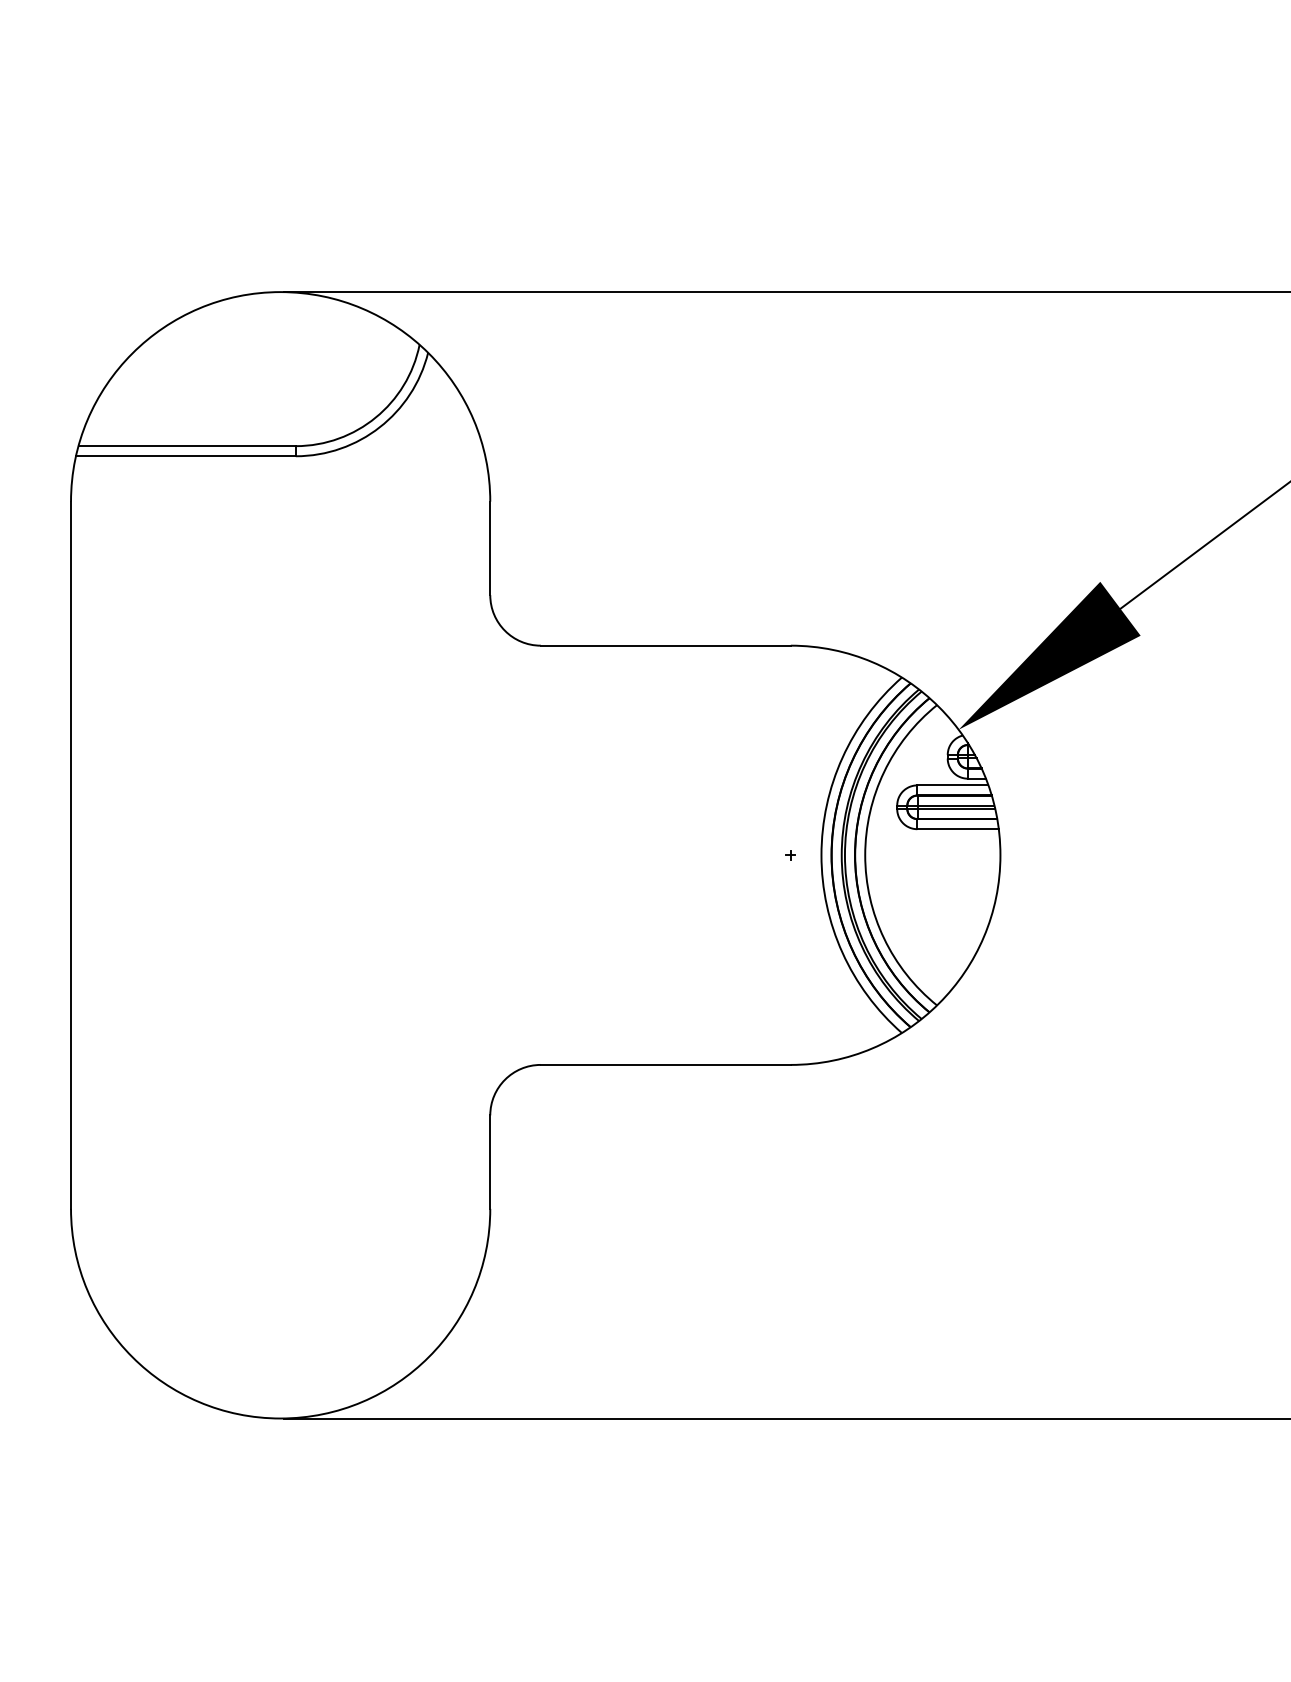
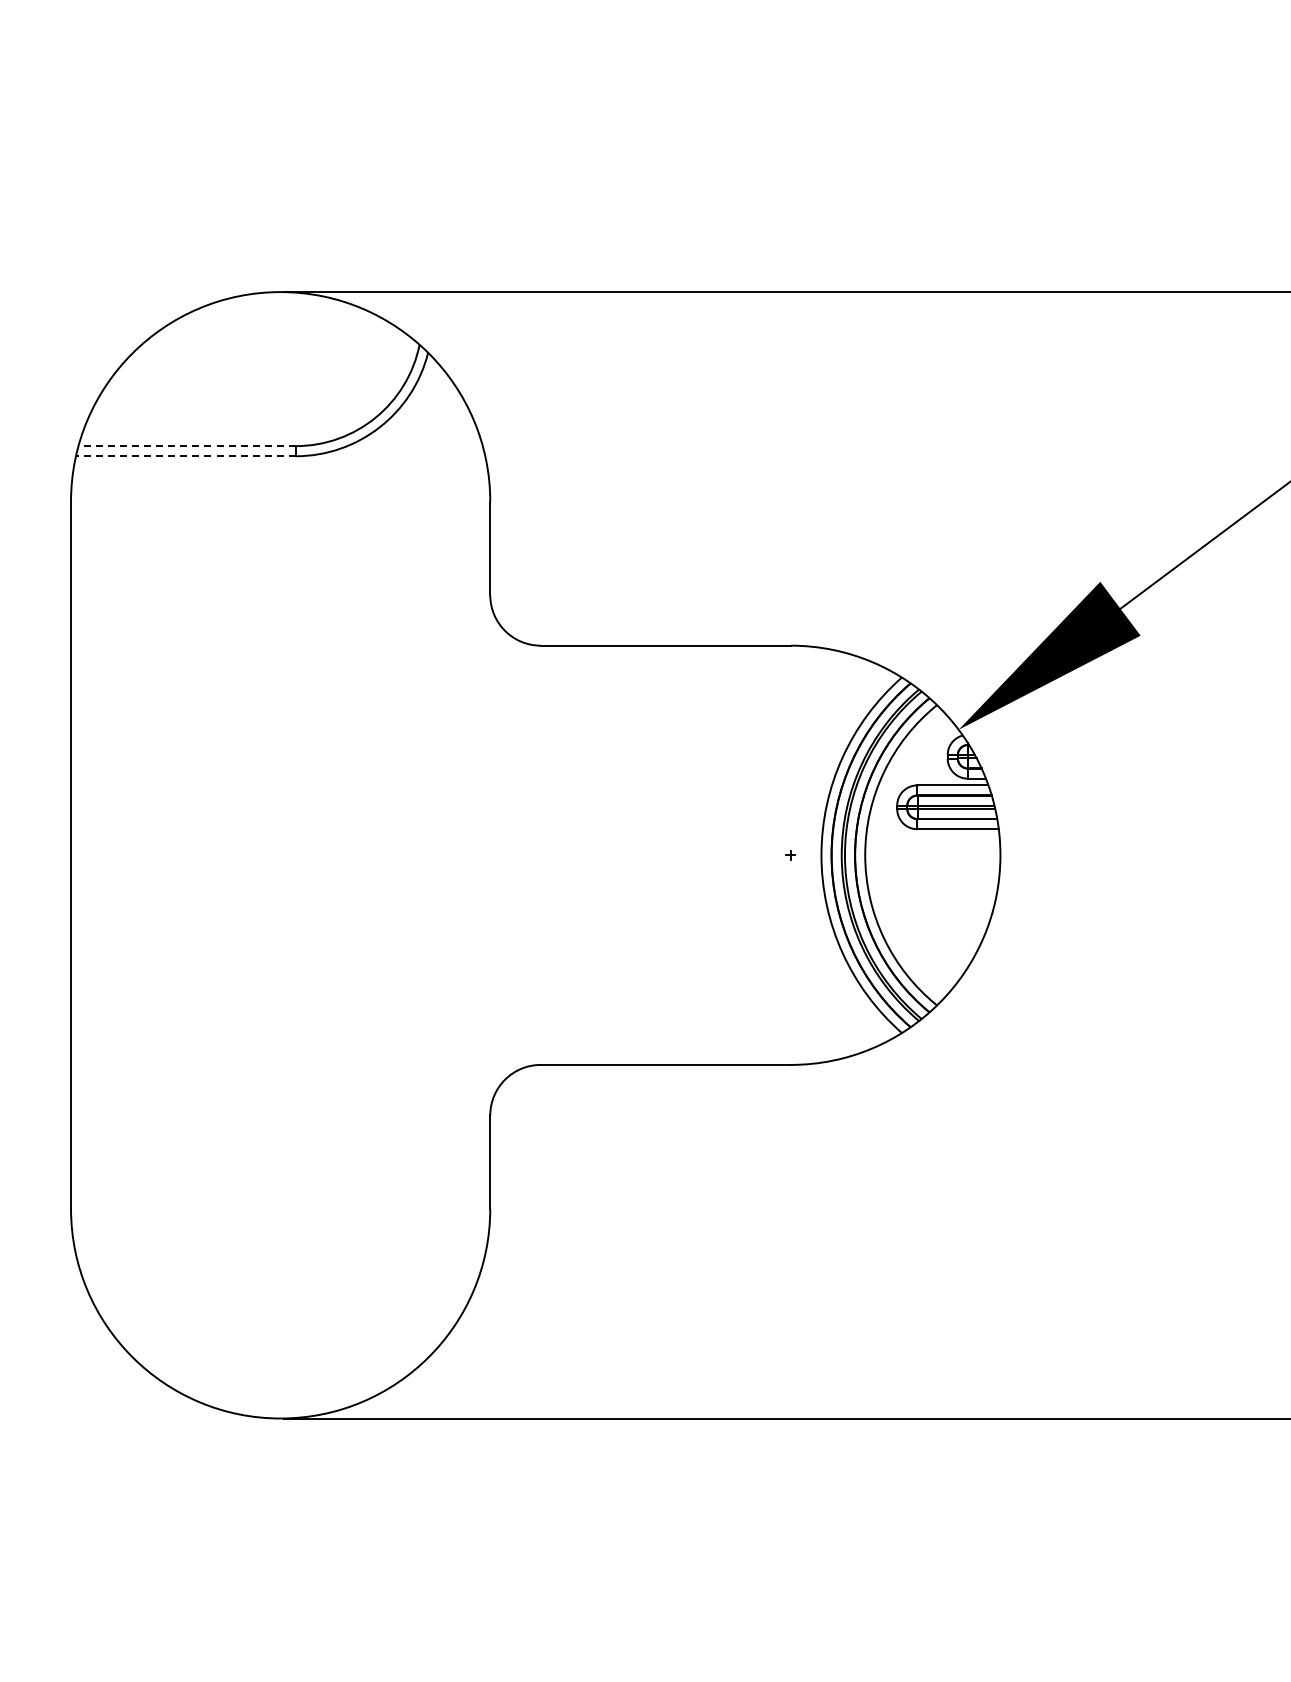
line: solid -> dashed (187, 446)
line: solid -> dashed (185, 456)
